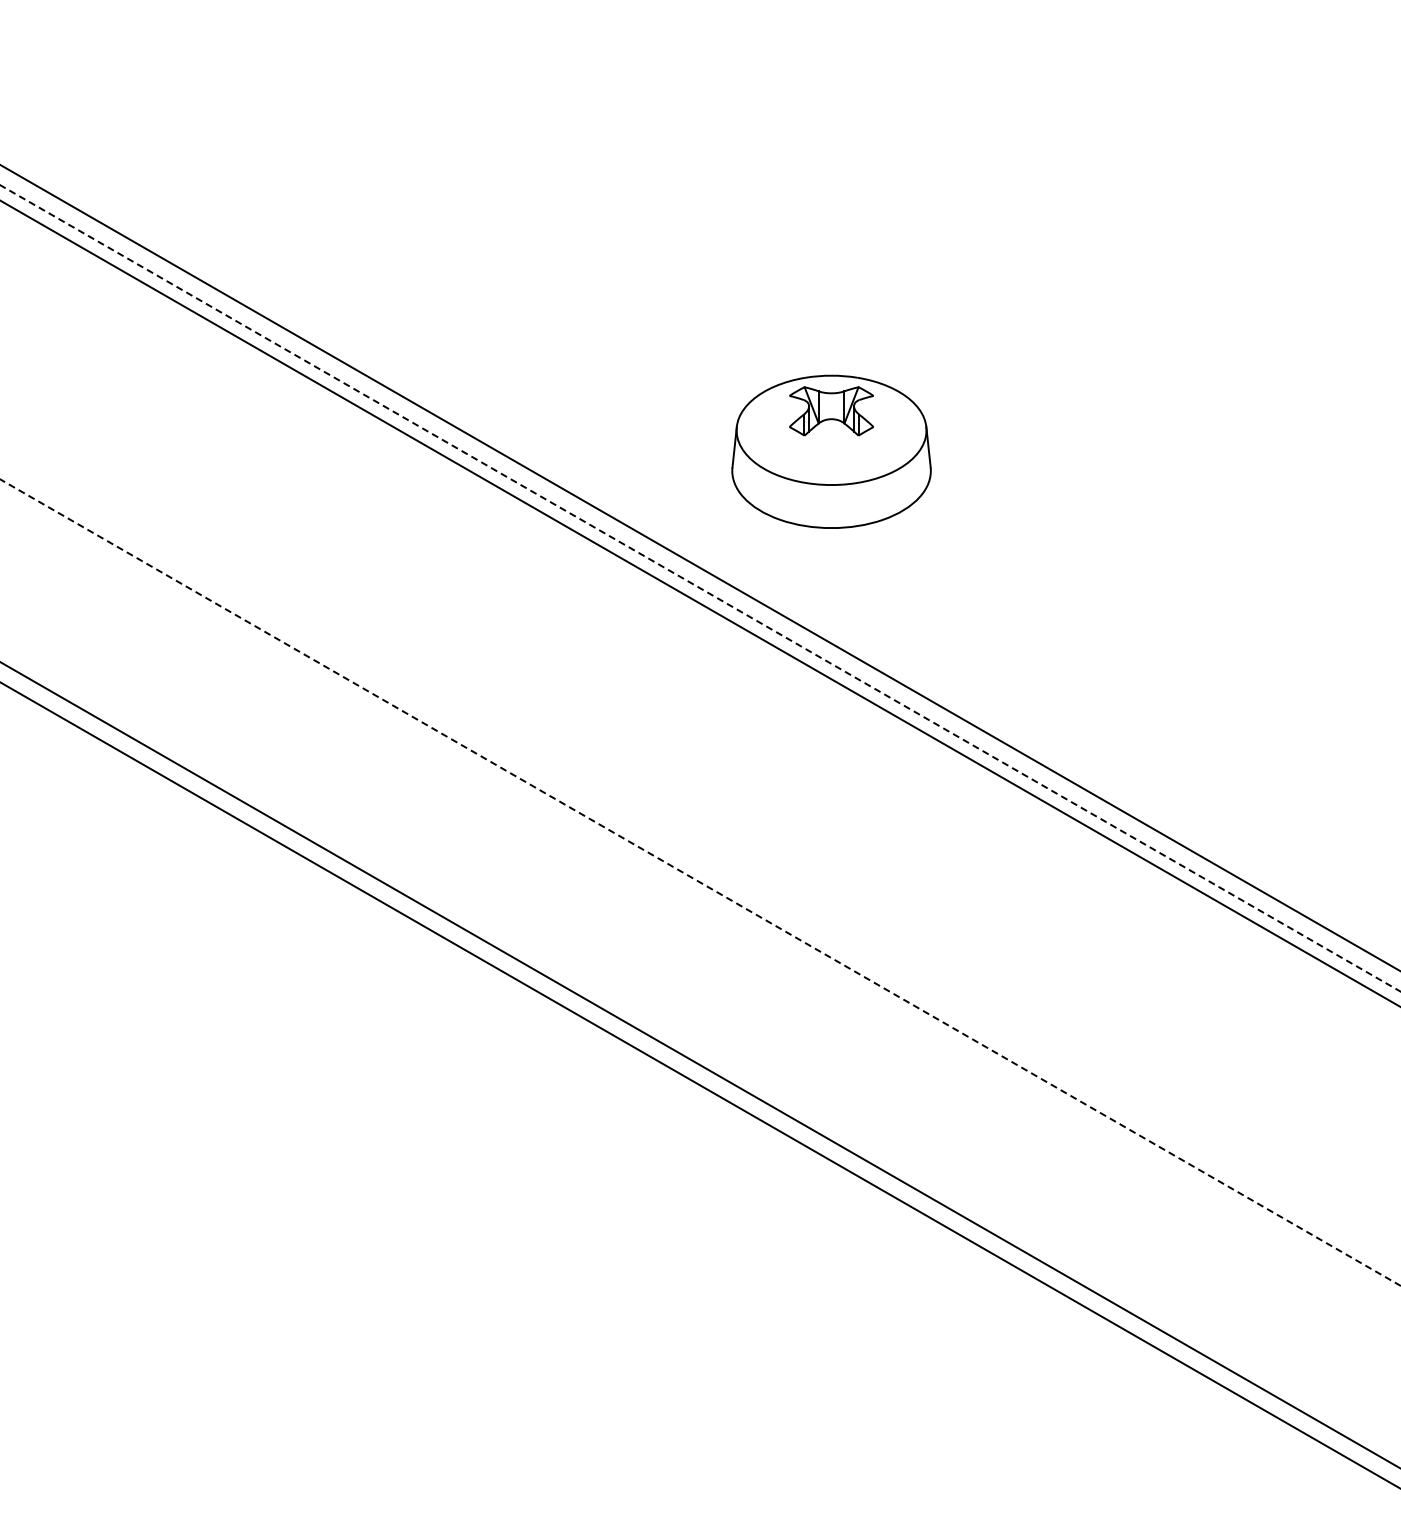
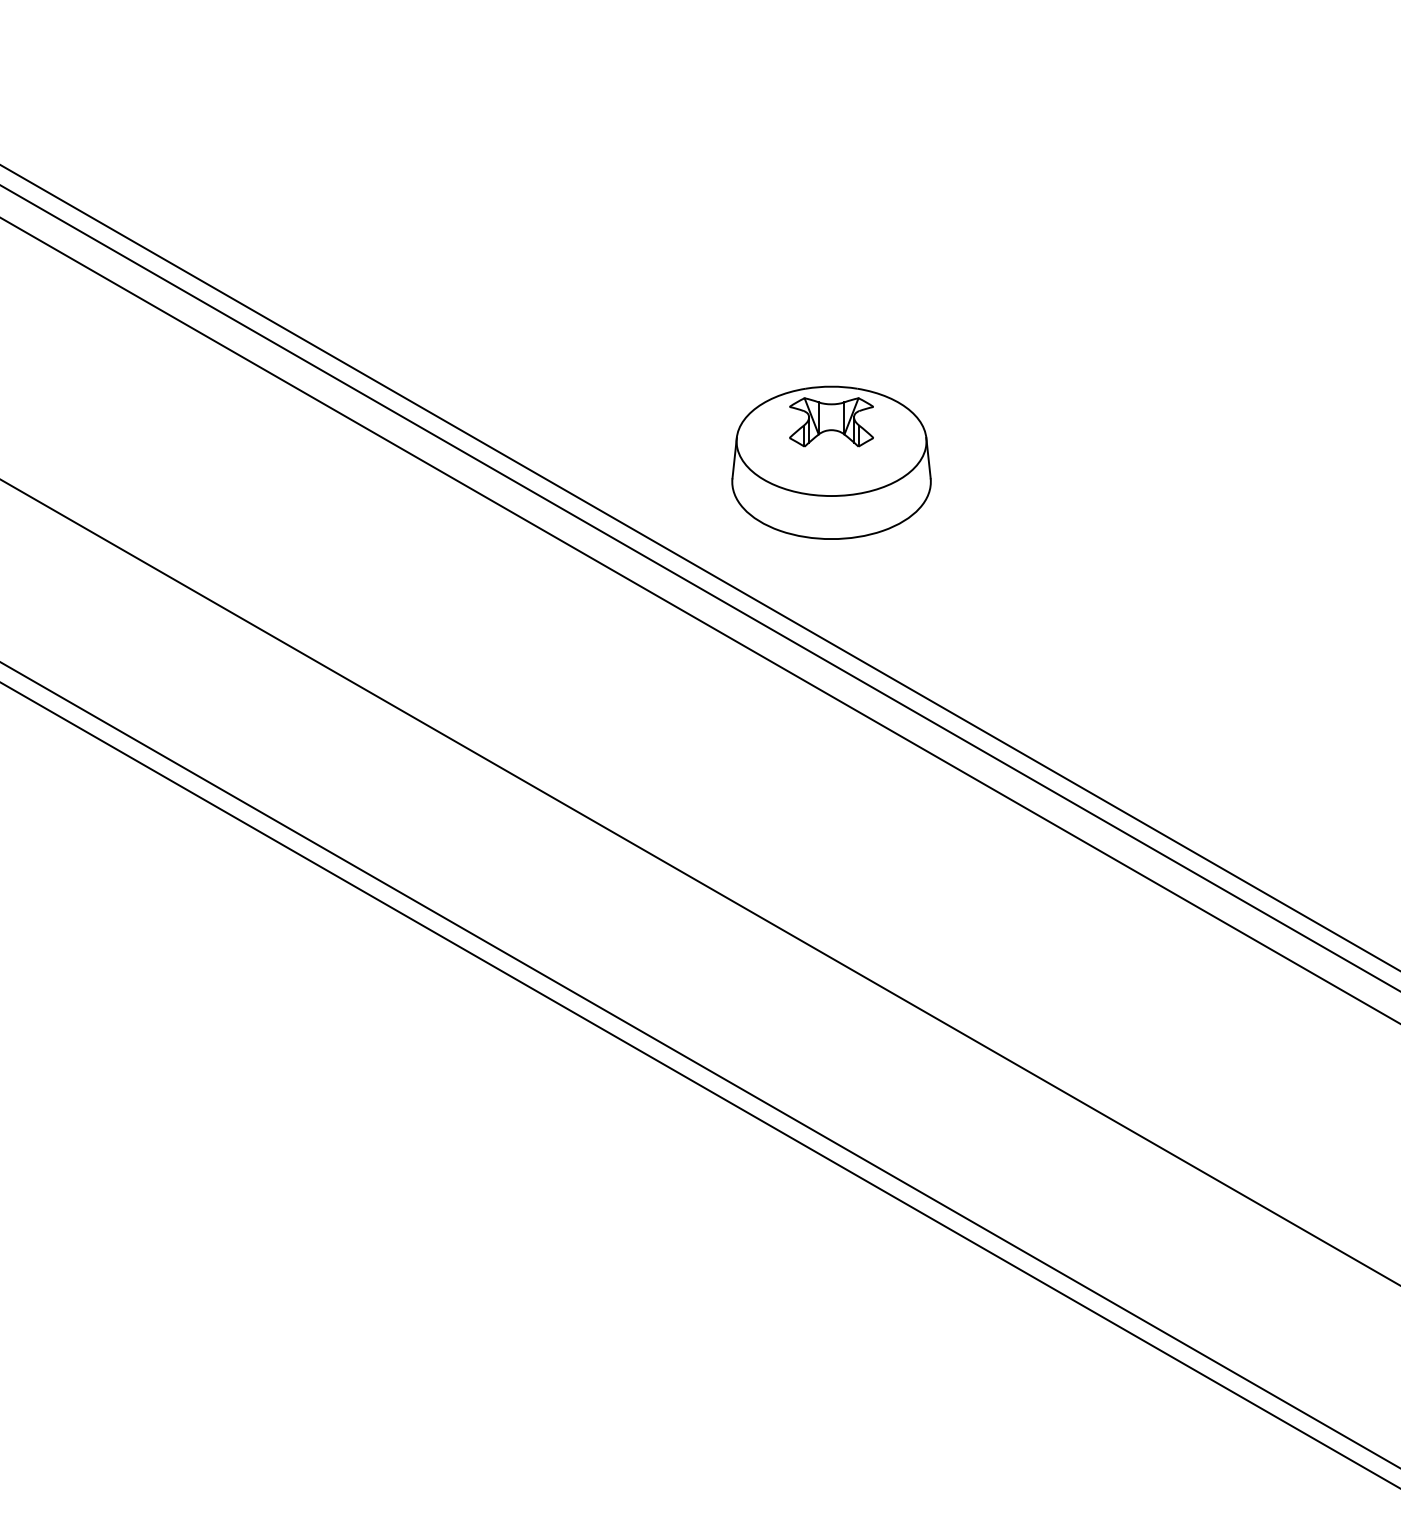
part position: (831, 451) -> (831, 462) (831, 462)
line: dashed -> solid (701, 588)
line position: (699, 603) -> (699, 620) (699, 620)
line: dashed -> solid (700, 882)
